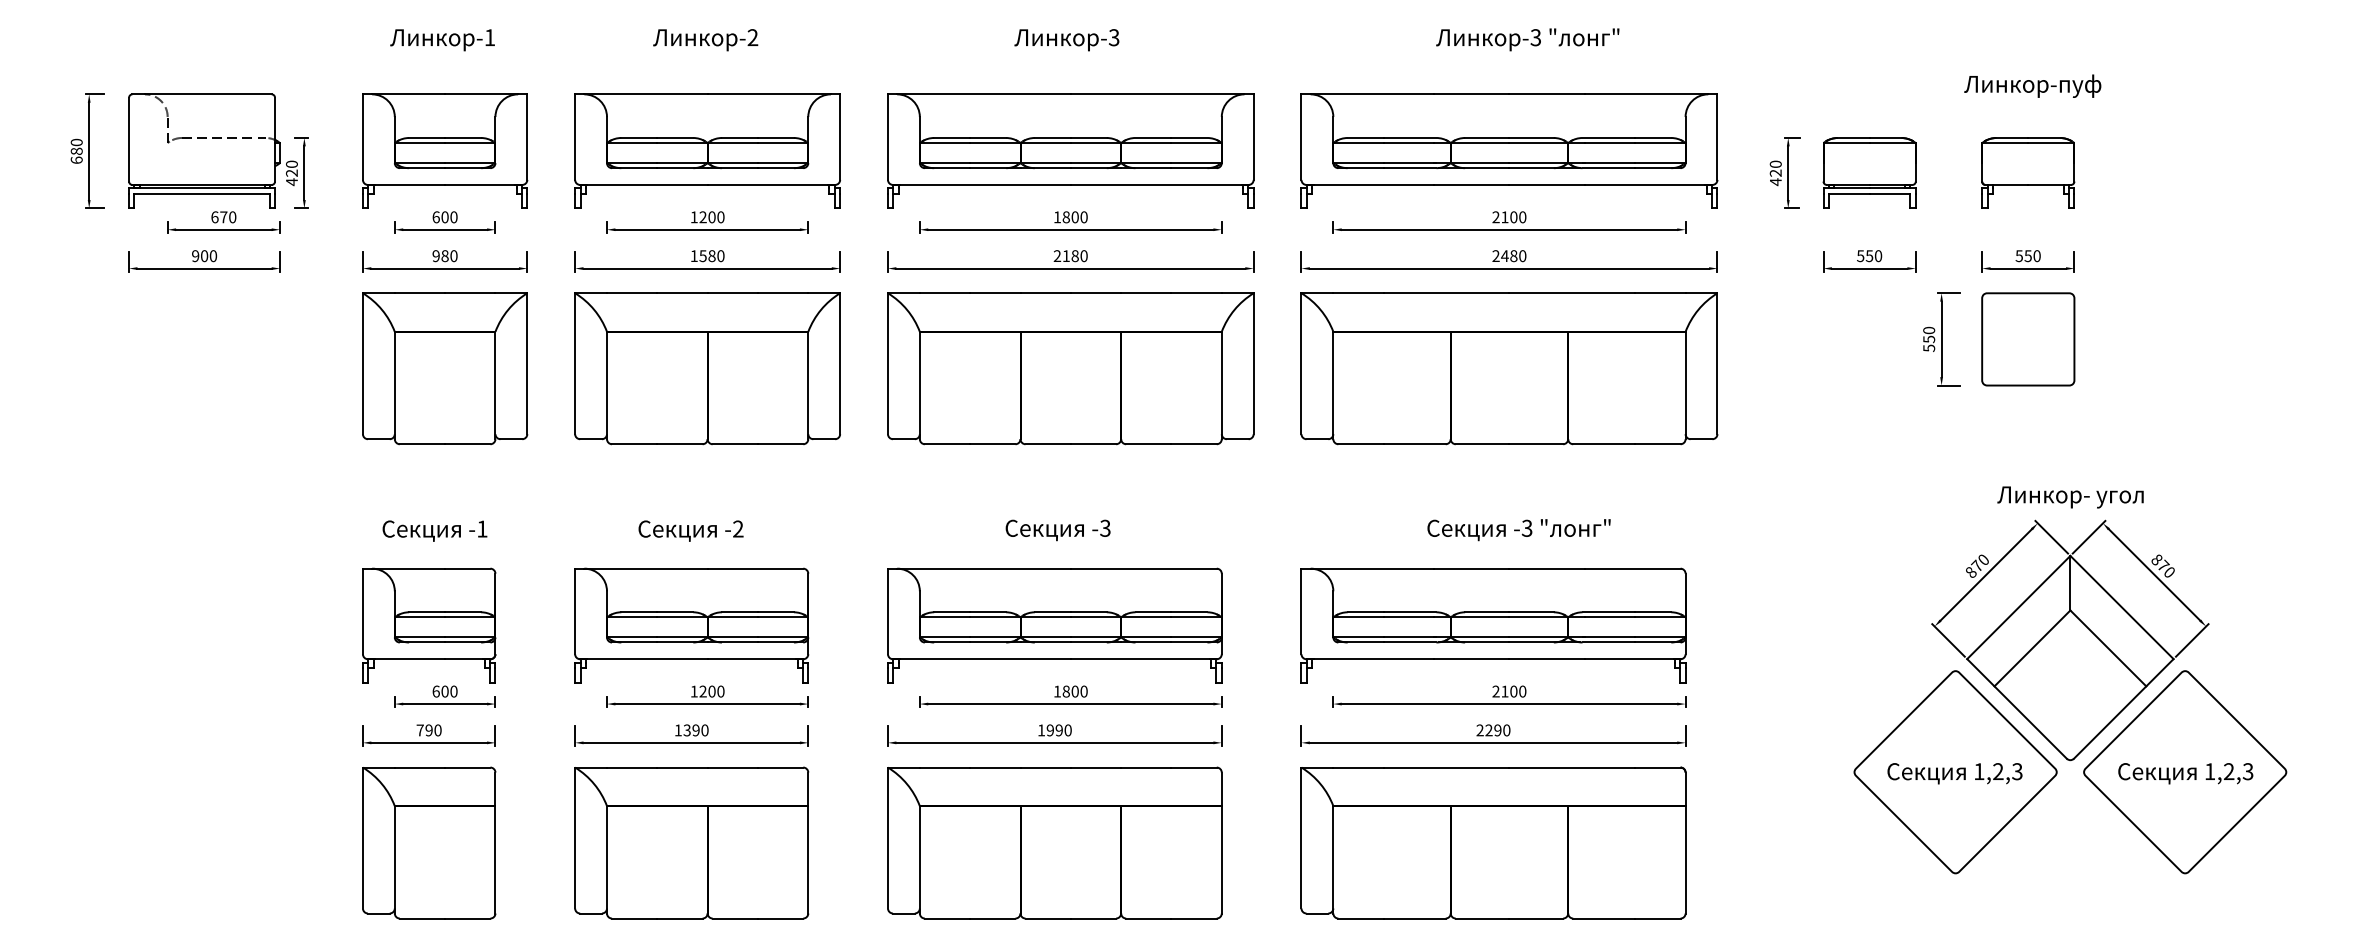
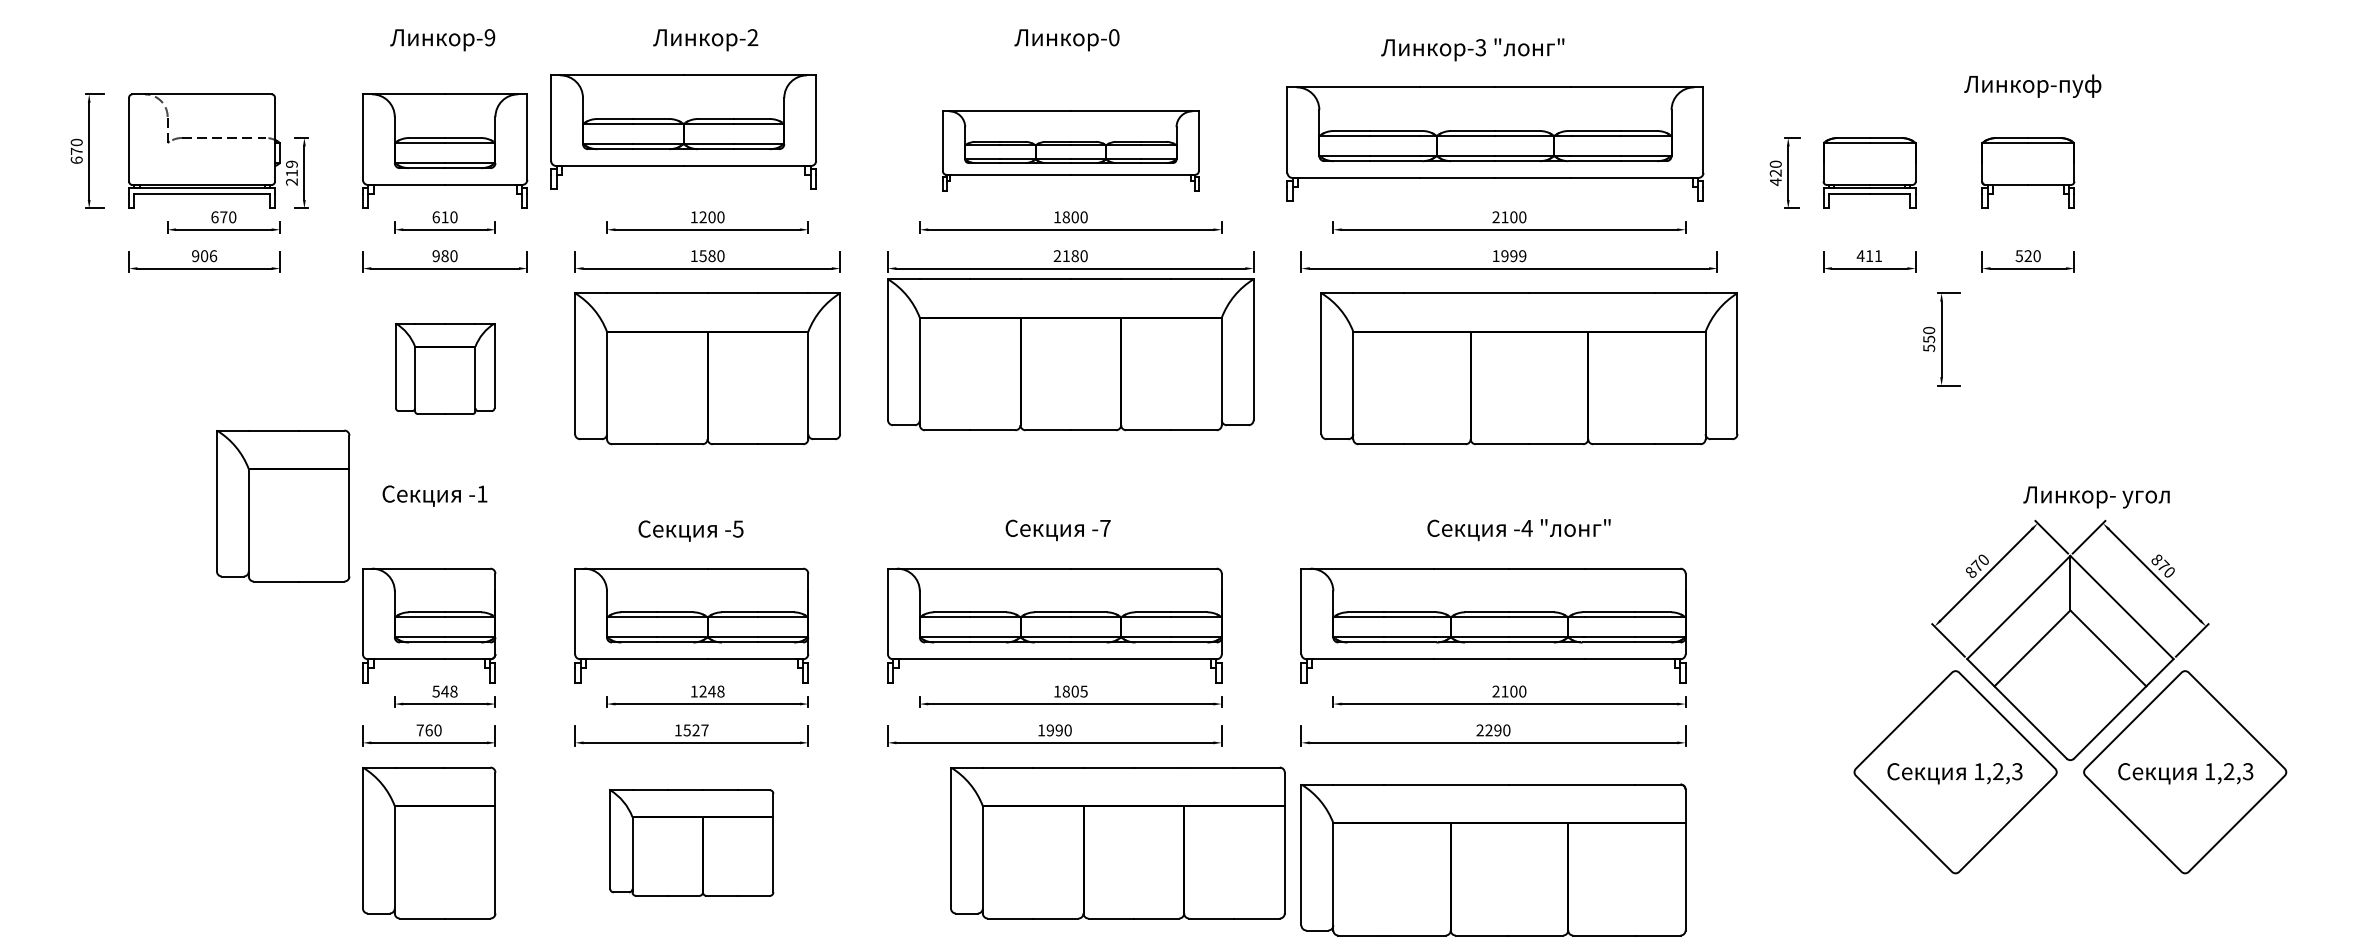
text: -1 -> -9 (489, 37)
text: -3 -> -0 (1113, 37)
text position: (1527, 39) -> (1472, 49) (1472, 49)
text: 680 -> 670 (76, 150)
part position: (707, 150) -> (683, 131) (683, 131)
part size: 368x116 px -> 258x82 px (1070, 150)
part position: (1509, 150) -> (1495, 143) (1495, 143)
text: 420 -> 219 (291, 173)
text: 600 -> 610 (444, 217)
text: 900 -> 906 (213, 255)
text: 2480 -> 1999 (1509, 256)
text: 550 -> 411 (1869, 256)
text: 550 -> 520 (2027, 256)
part: present -> none (2028, 339)
part size: 167x154 px -> 101x92 px (445, 368)
part position: (1070, 368) -> (1070, 354) (1070, 354)
part position: (1509, 368) -> (1529, 368) (1529, 368)
text position: (2070, 497) -> (2096, 497) (2096, 497)
part: none -> present (283, 505)
text: -3 -> -7 (1105, 527)
text: -3 -> -4 (1526, 527)
text: -2 -> -5 (737, 528)
text position: (434, 530) -> (434, 495) (434, 495)
text: 600 -> 548 (444, 691)
text: 1200 -> 1248 (716, 691)
text: 1800 -> 1805 (1083, 691)
text: 790 -> 760 (428, 730)
text: 1390 -> 1527 (696, 730)
part size: 236x154 px -> 166x108 px (691, 842)
part position: (1054, 842) -> (1117, 842) (1117, 842)
part position: (1493, 842) -> (1493, 859) (1493, 859)
